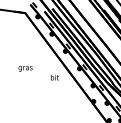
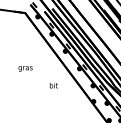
text position: (54, 77) -> (53, 85) (53, 85)
